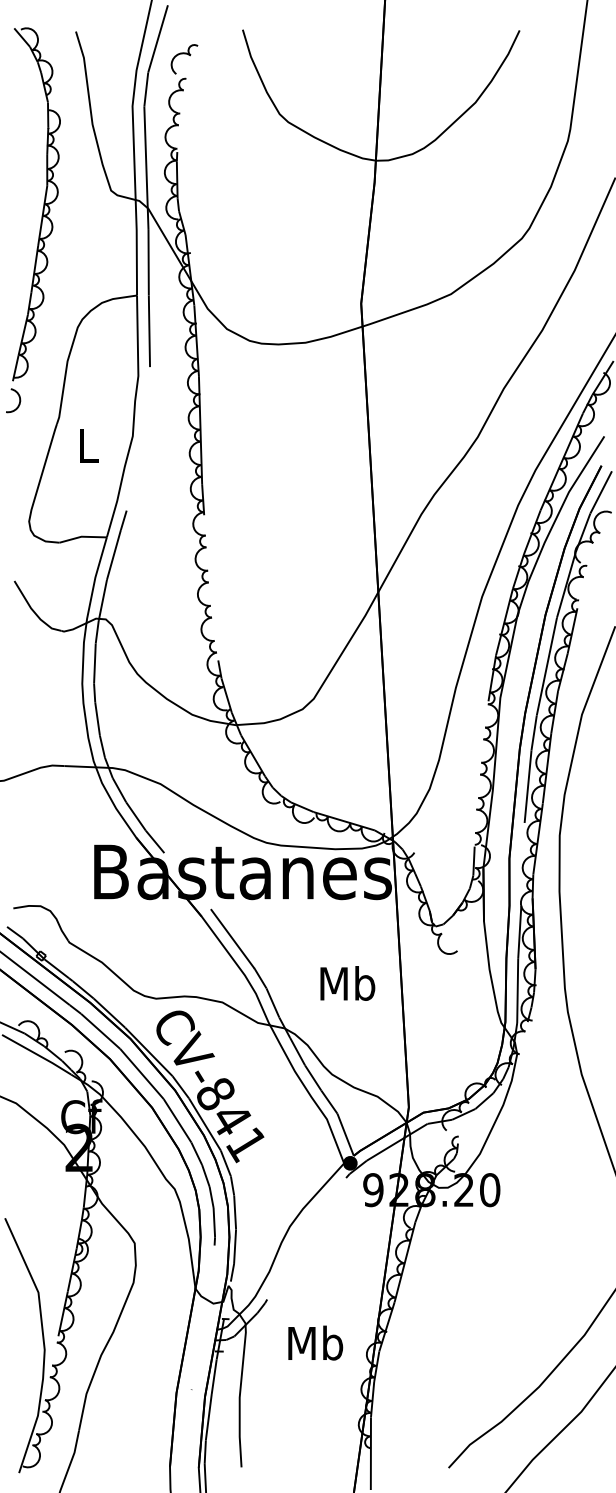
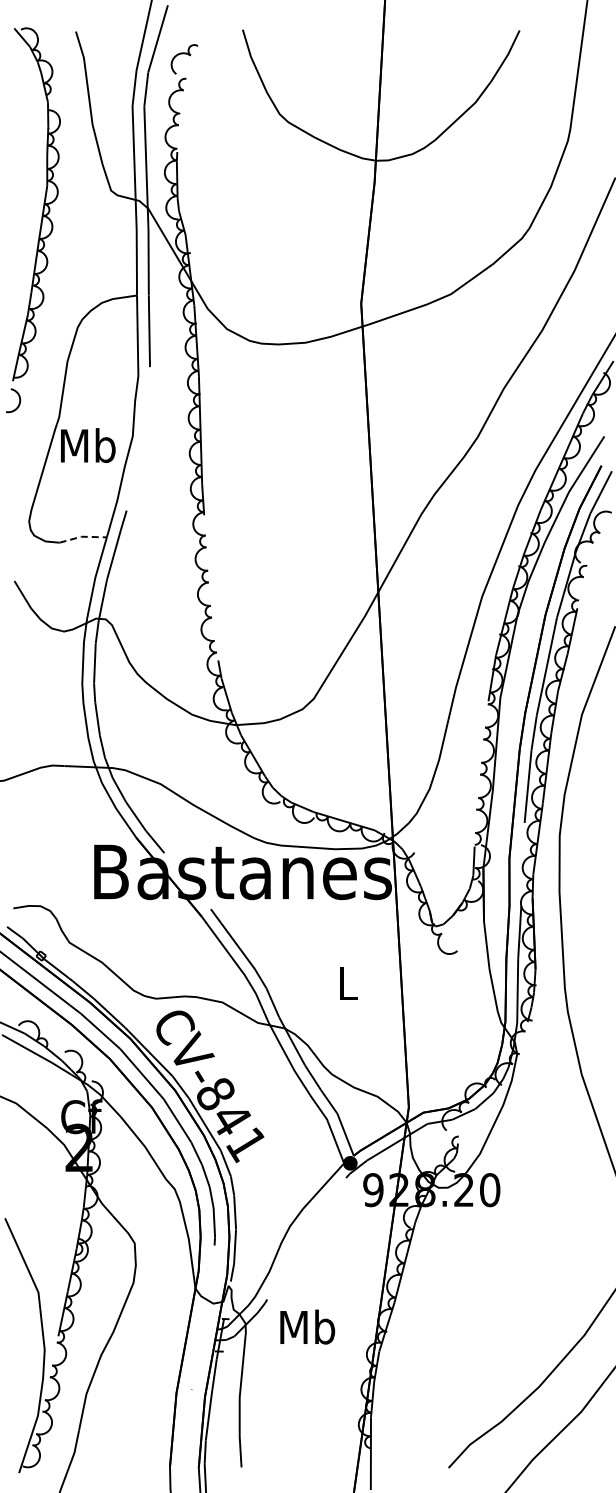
text: L -> Mb (88, 445)
line: solid -> dashed (82, 536)
text: Mb -> L (347, 983)
text position: (315, 1342) -> (307, 1326) (307, 1326)
